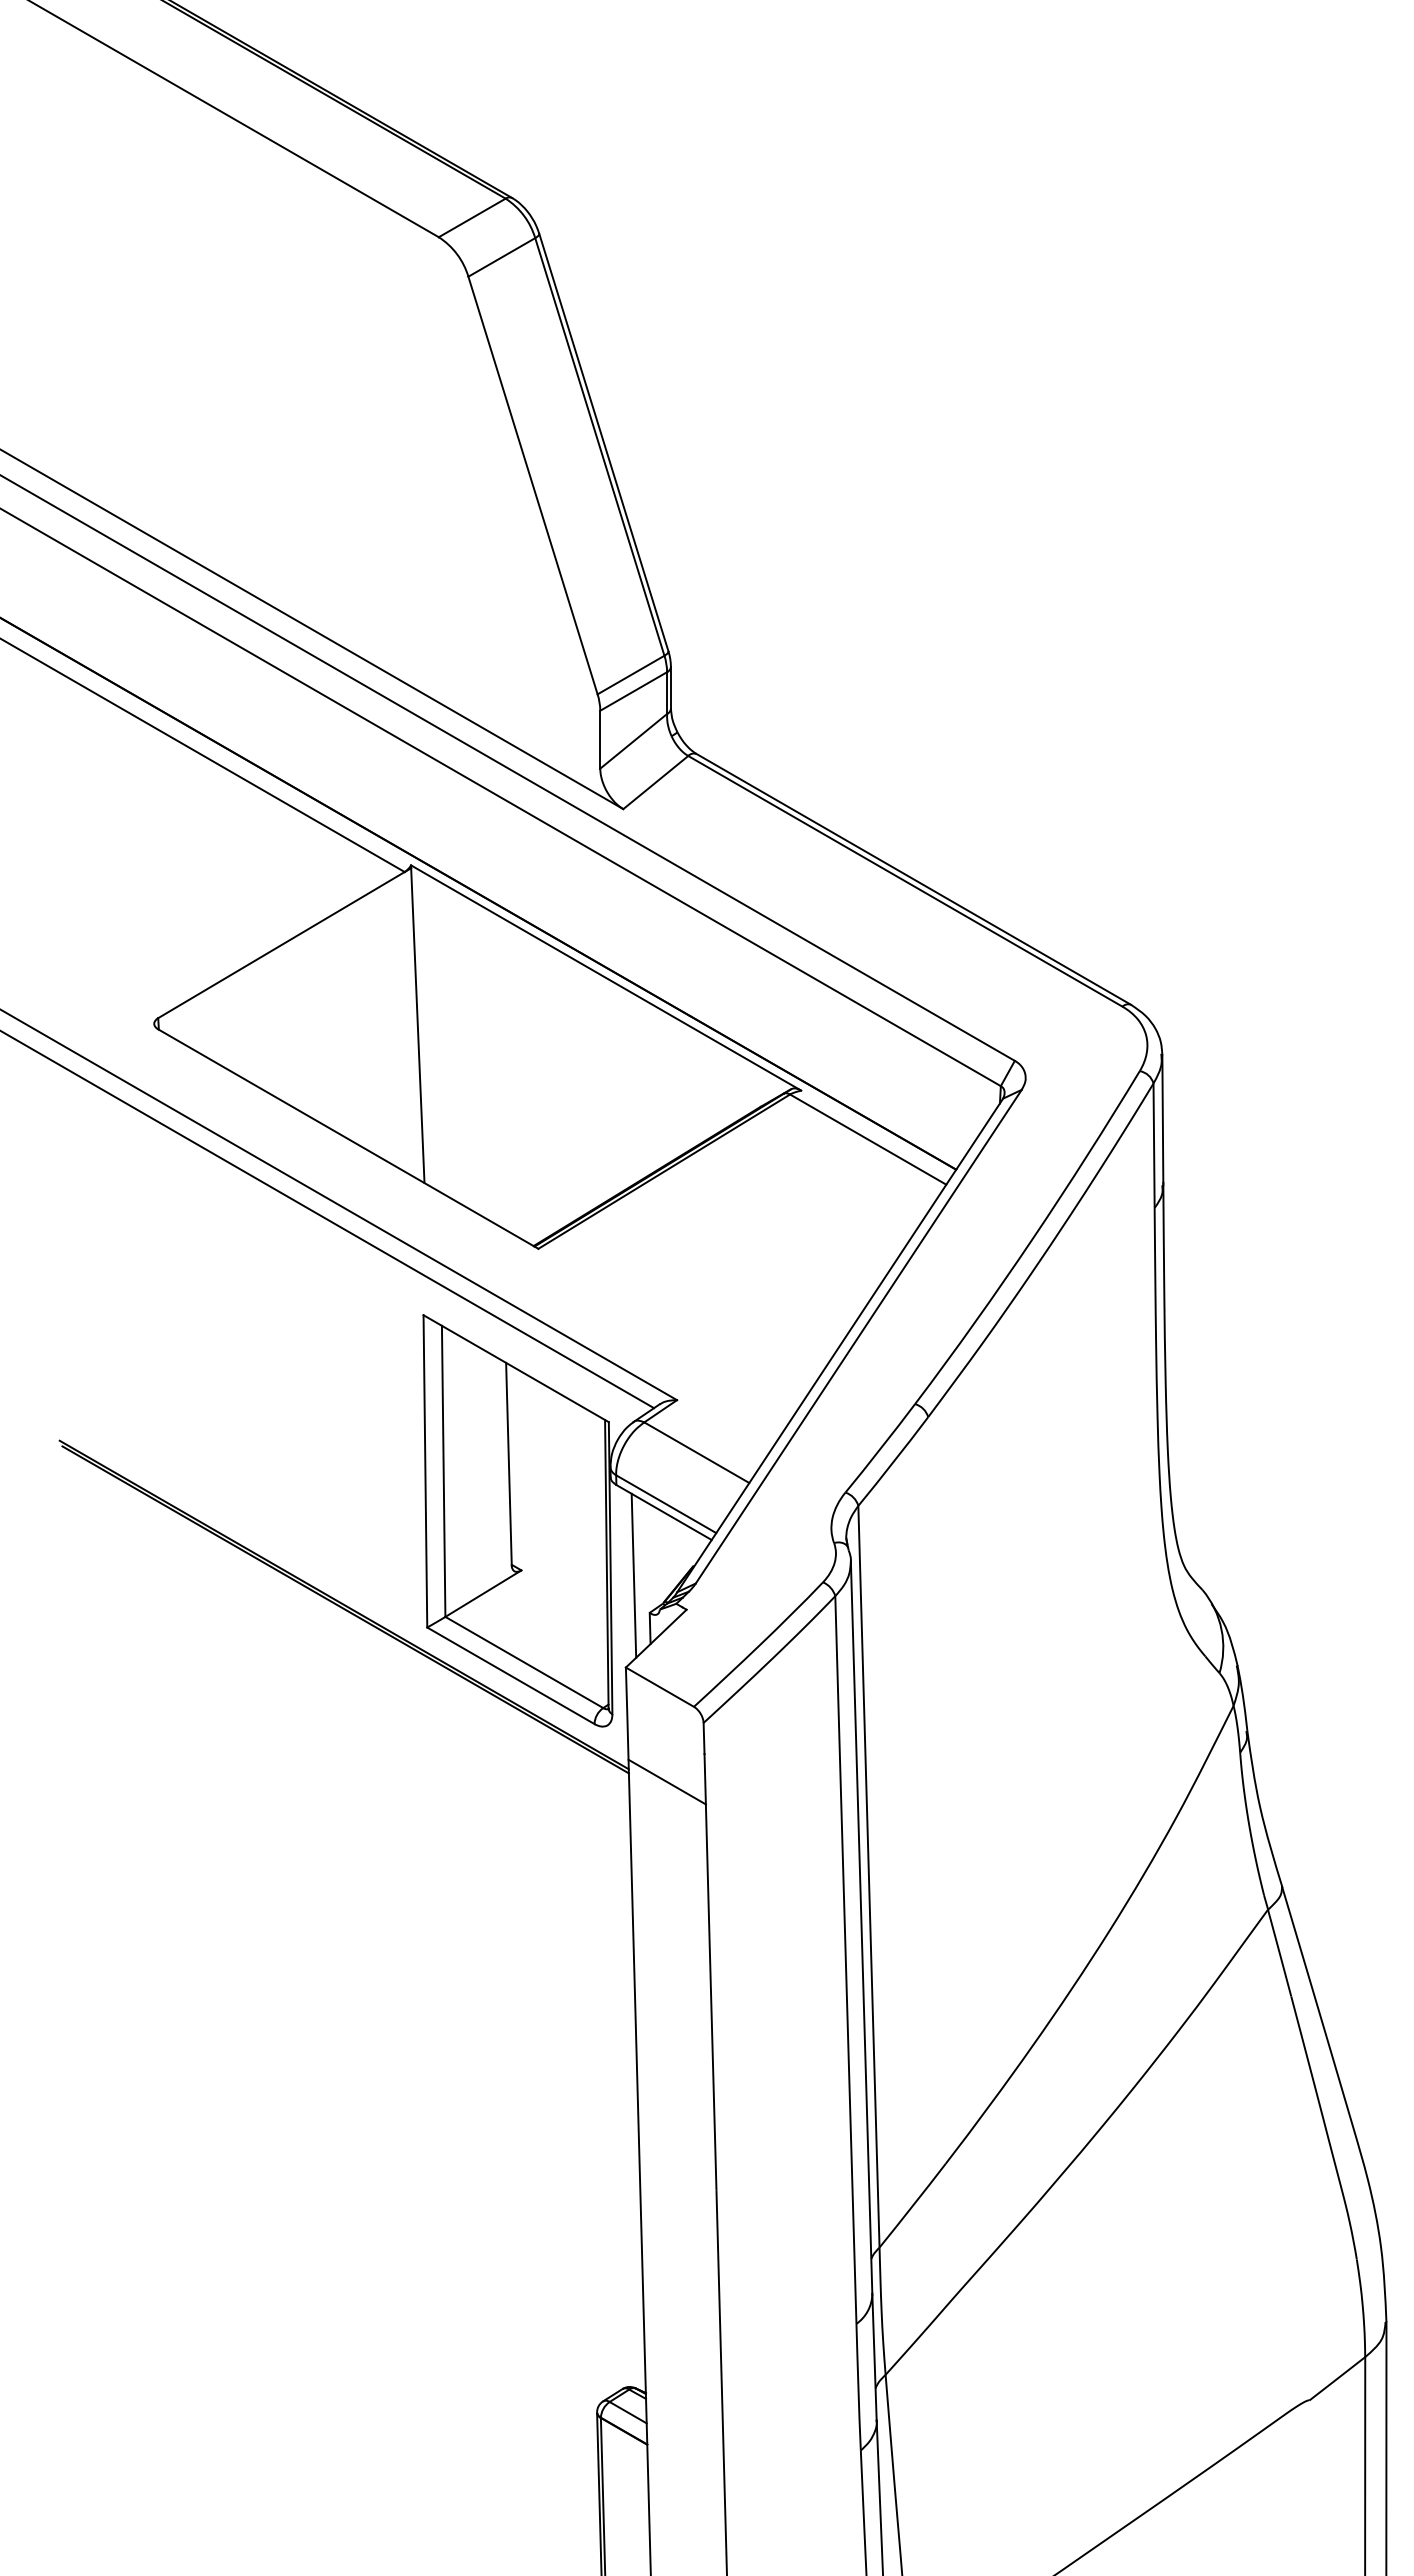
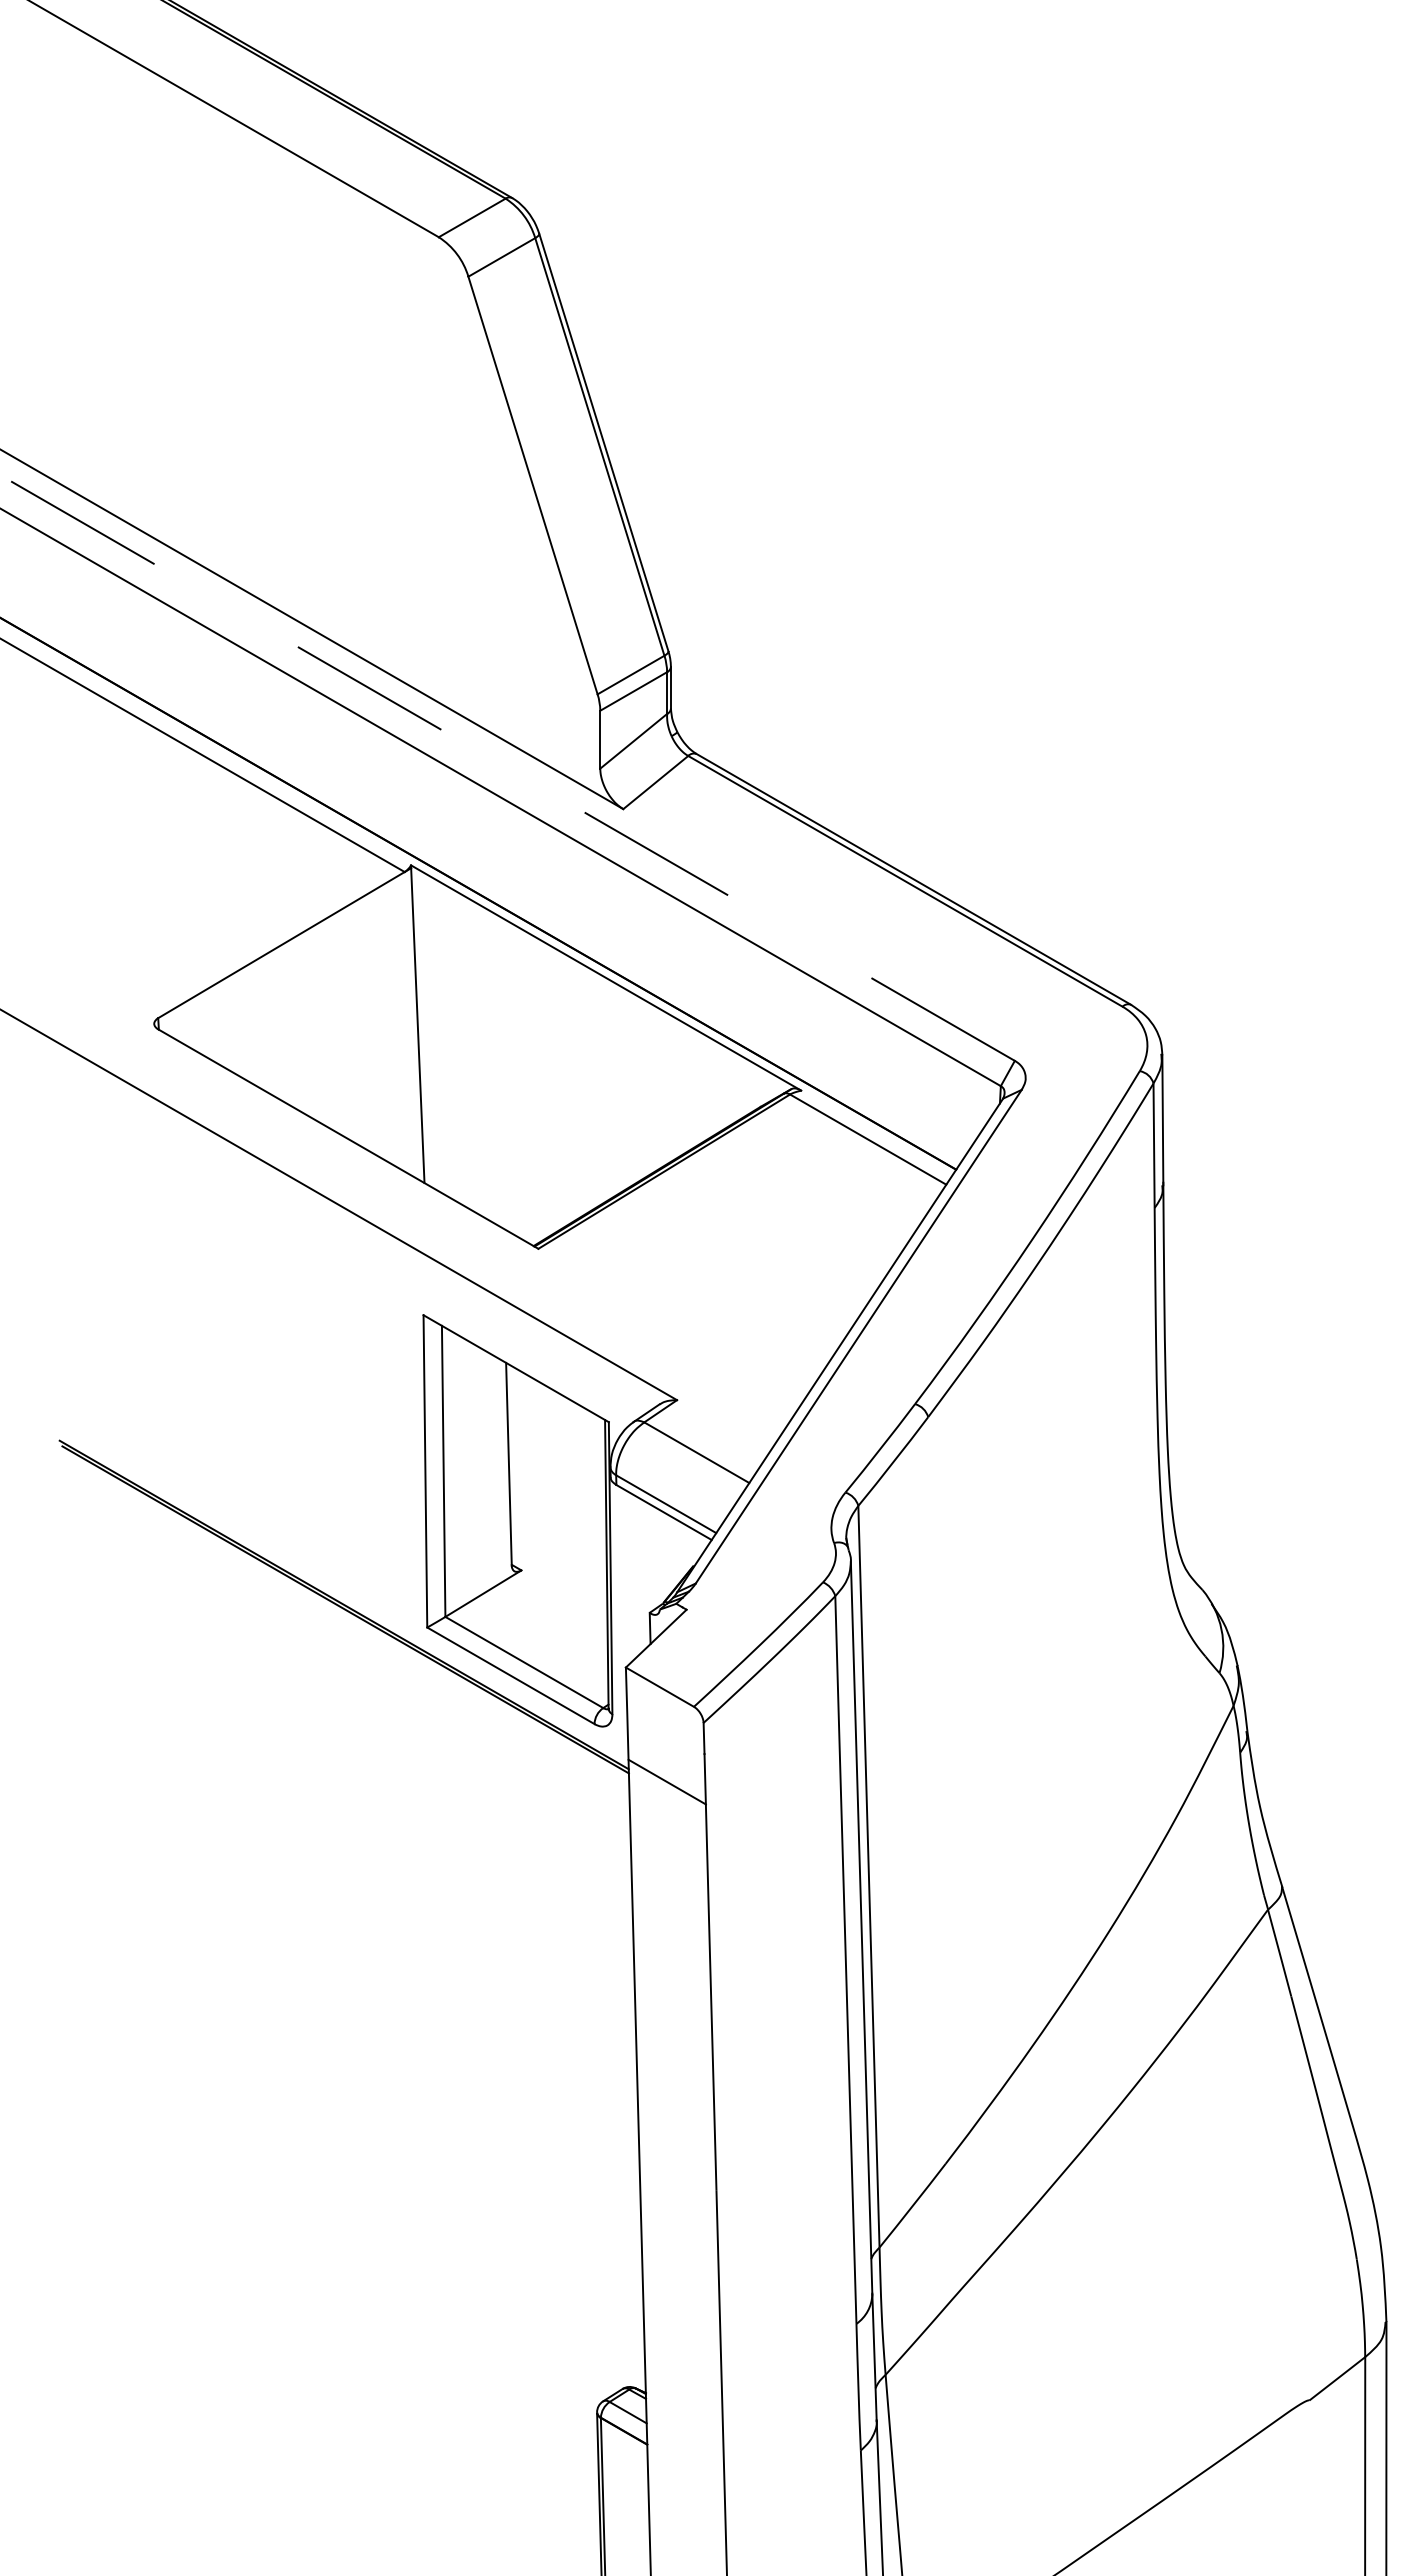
line: solid -> dashed (507, 767)
line: present -> none (328, 1220)
line: present -> none (633, 1575)
